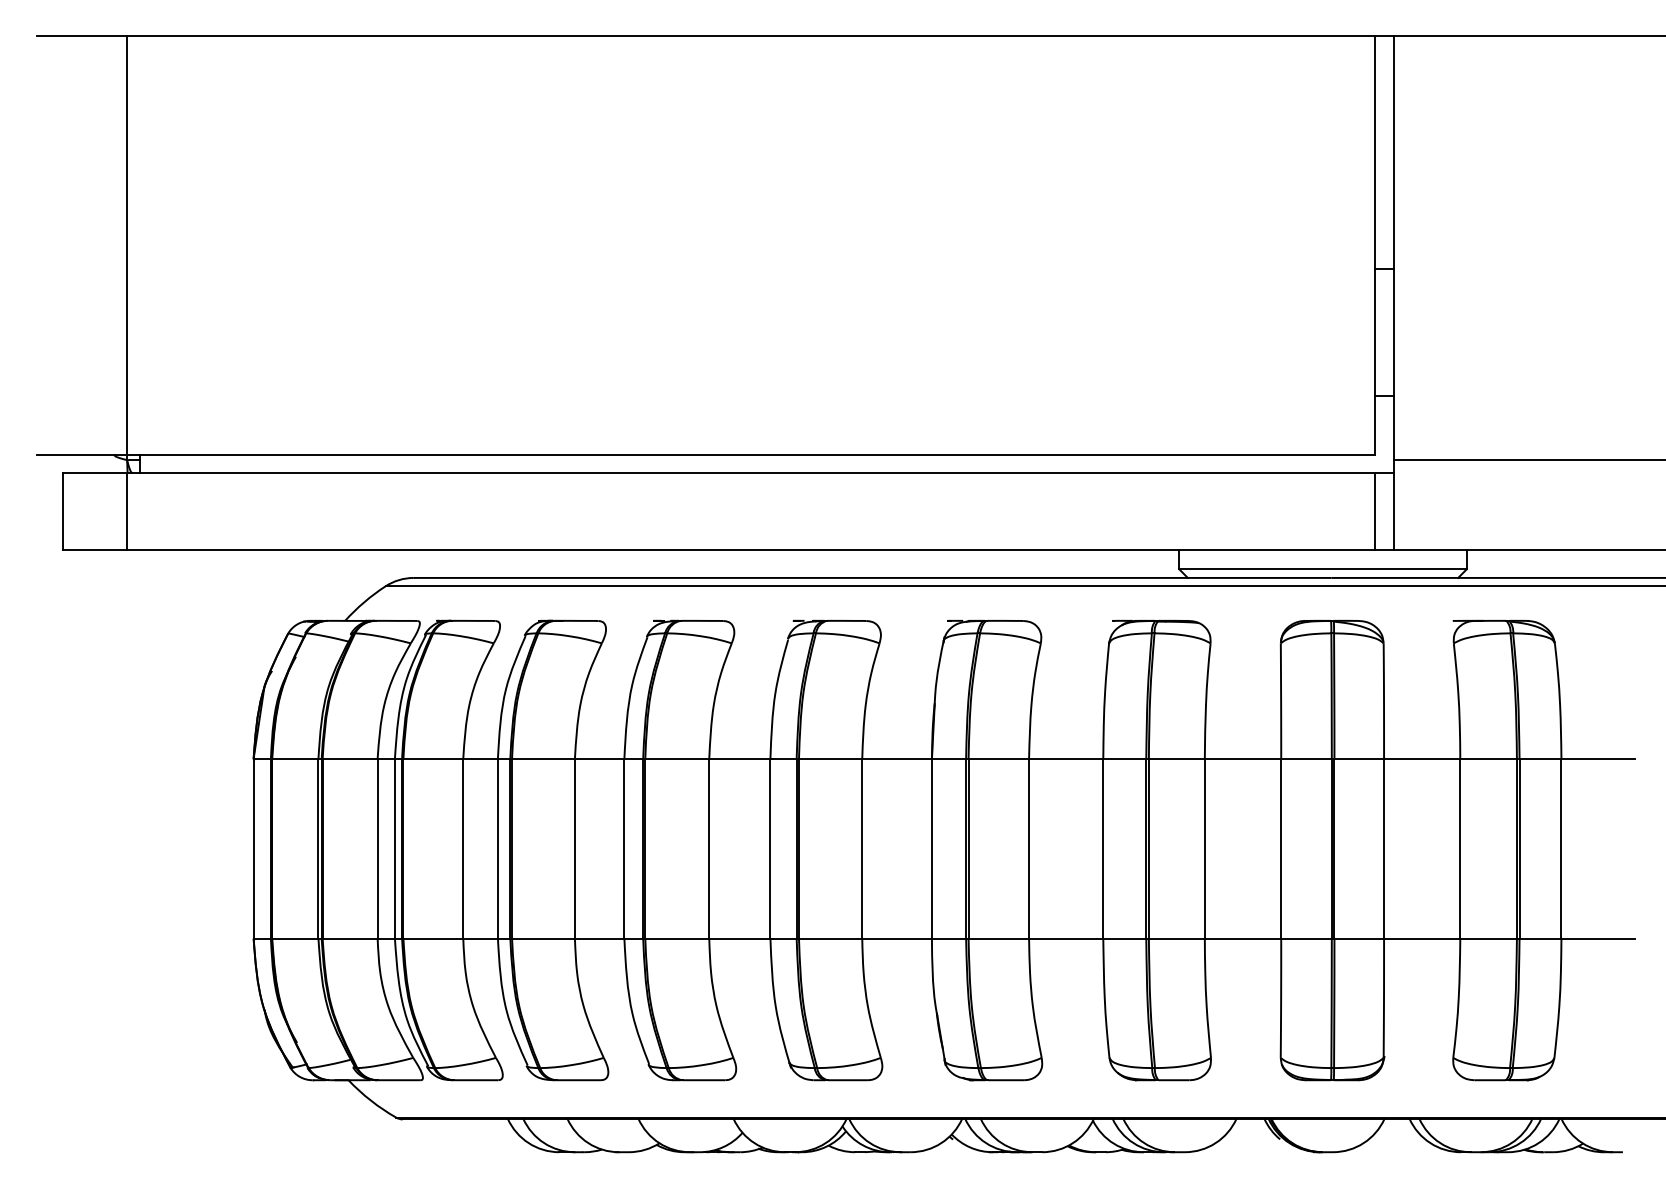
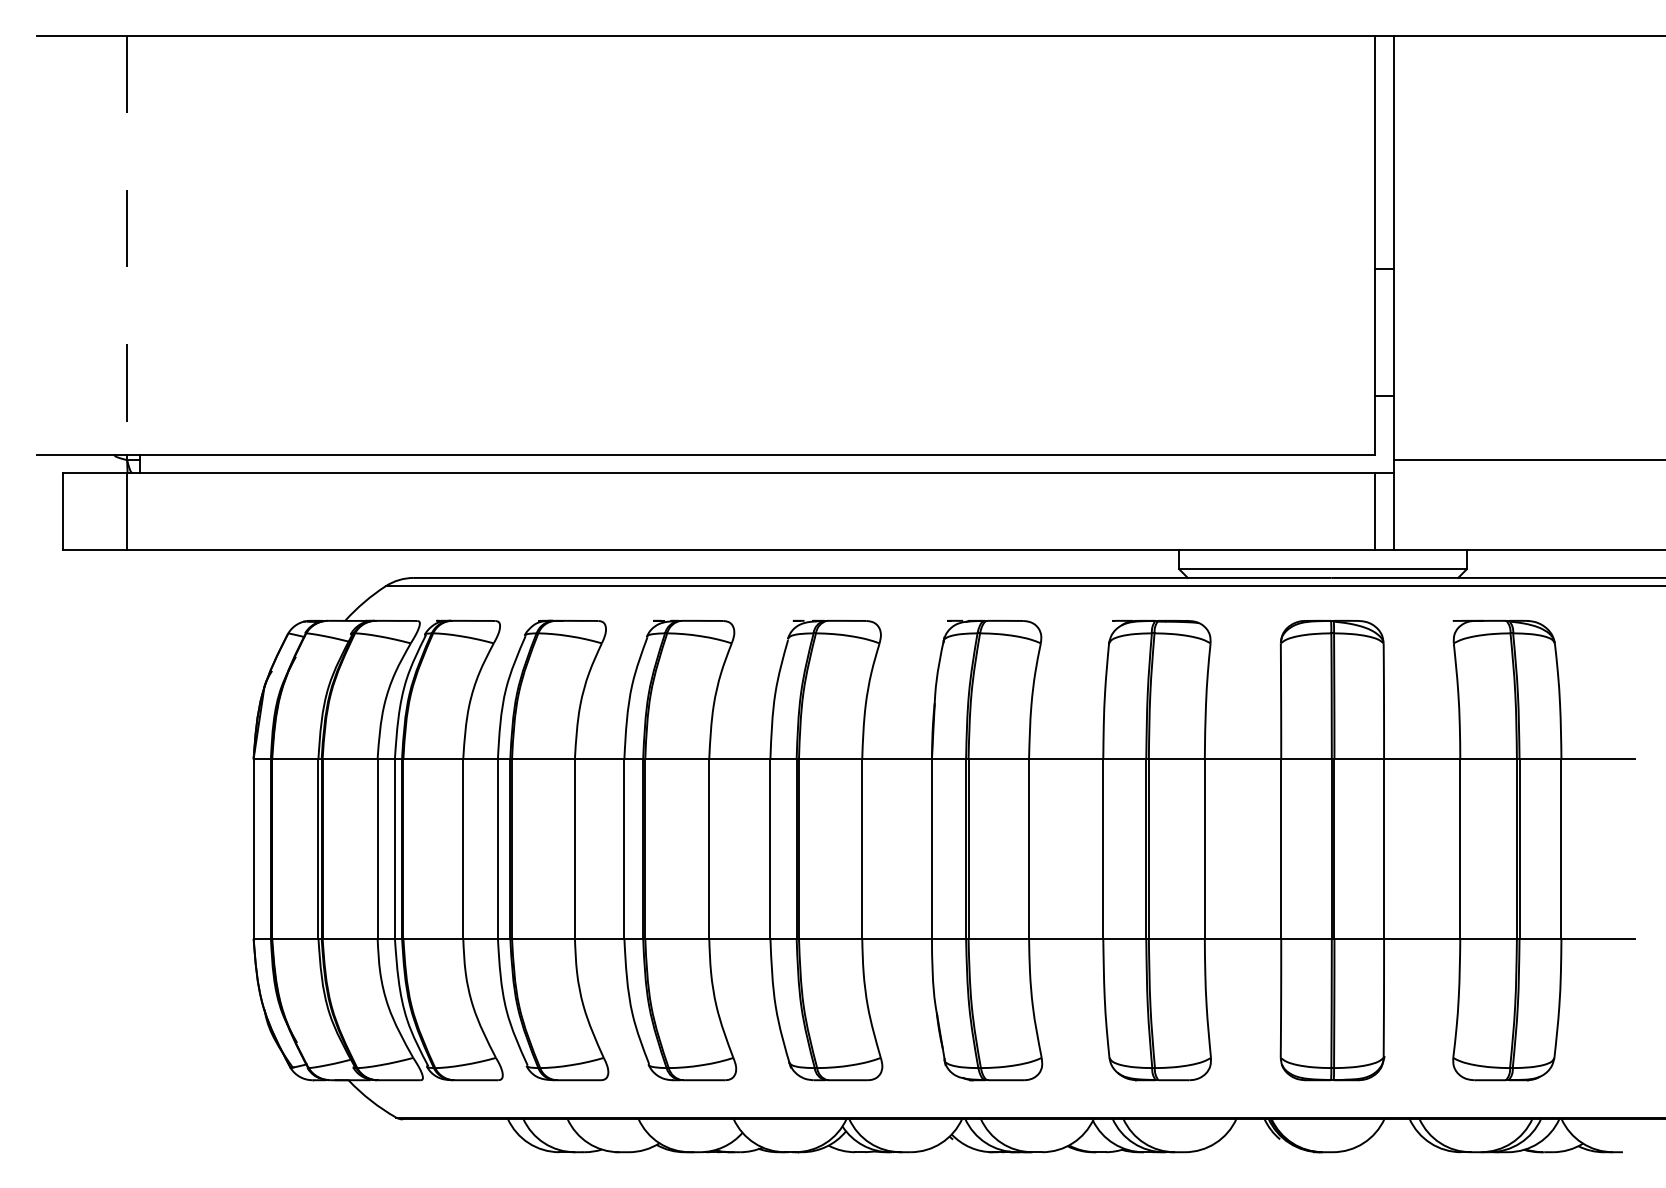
line: solid -> dashed (127, 245)
